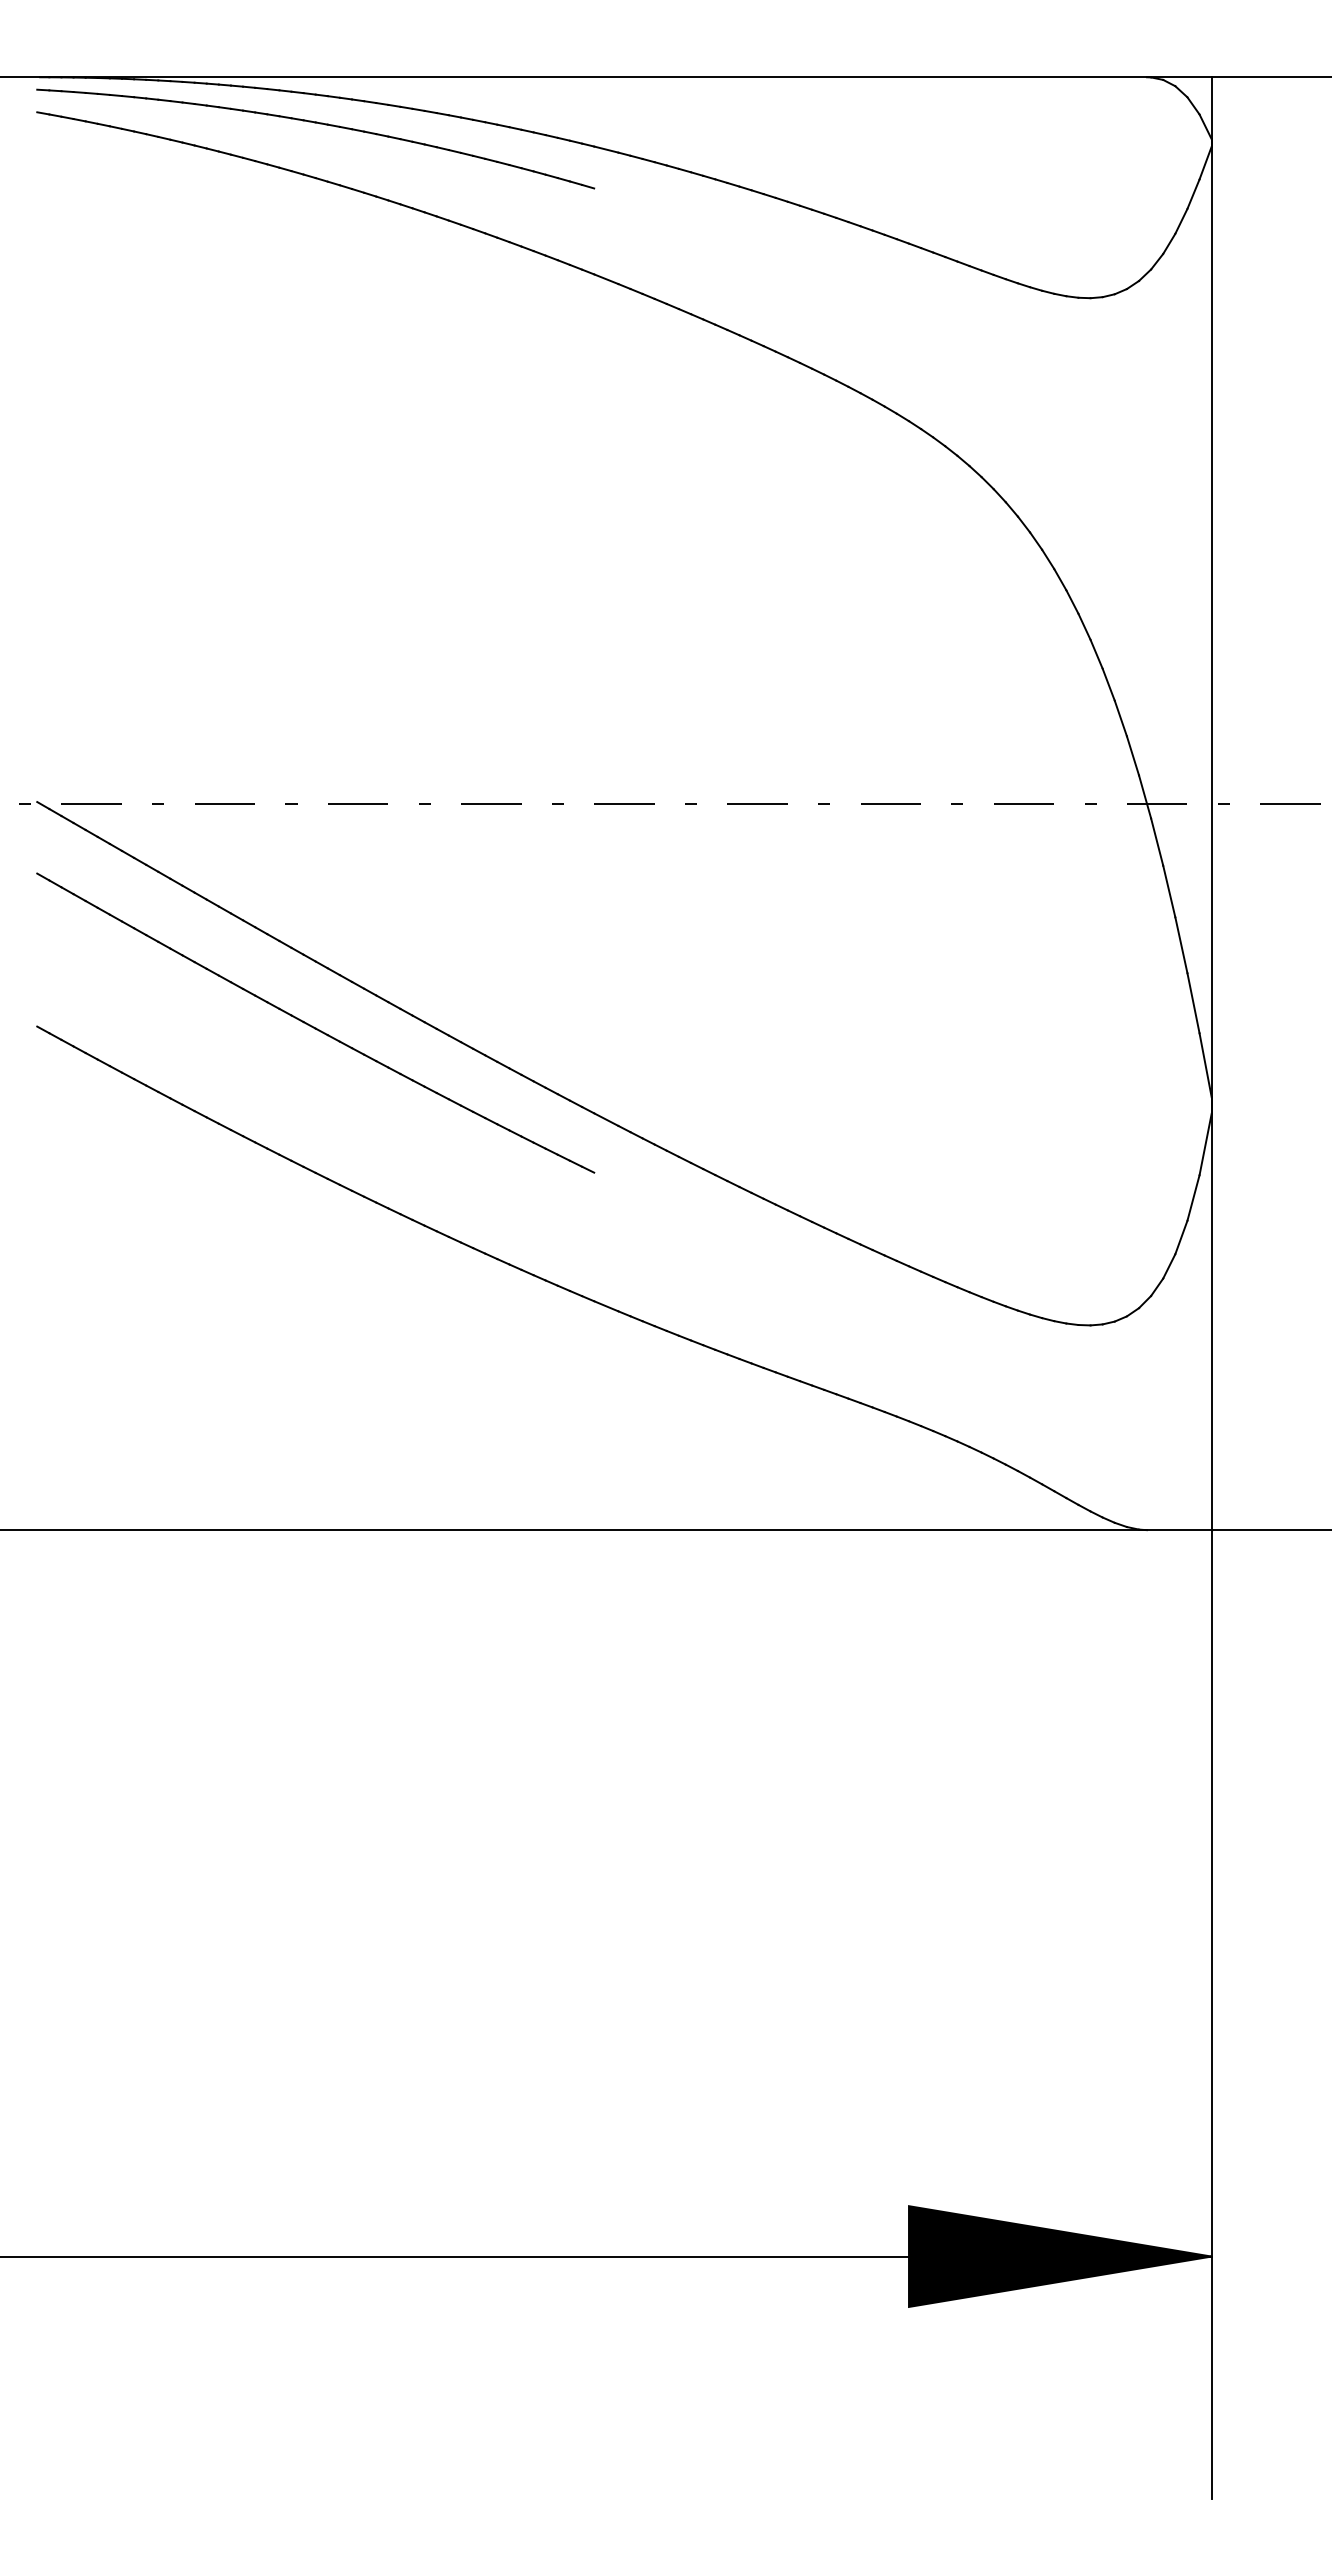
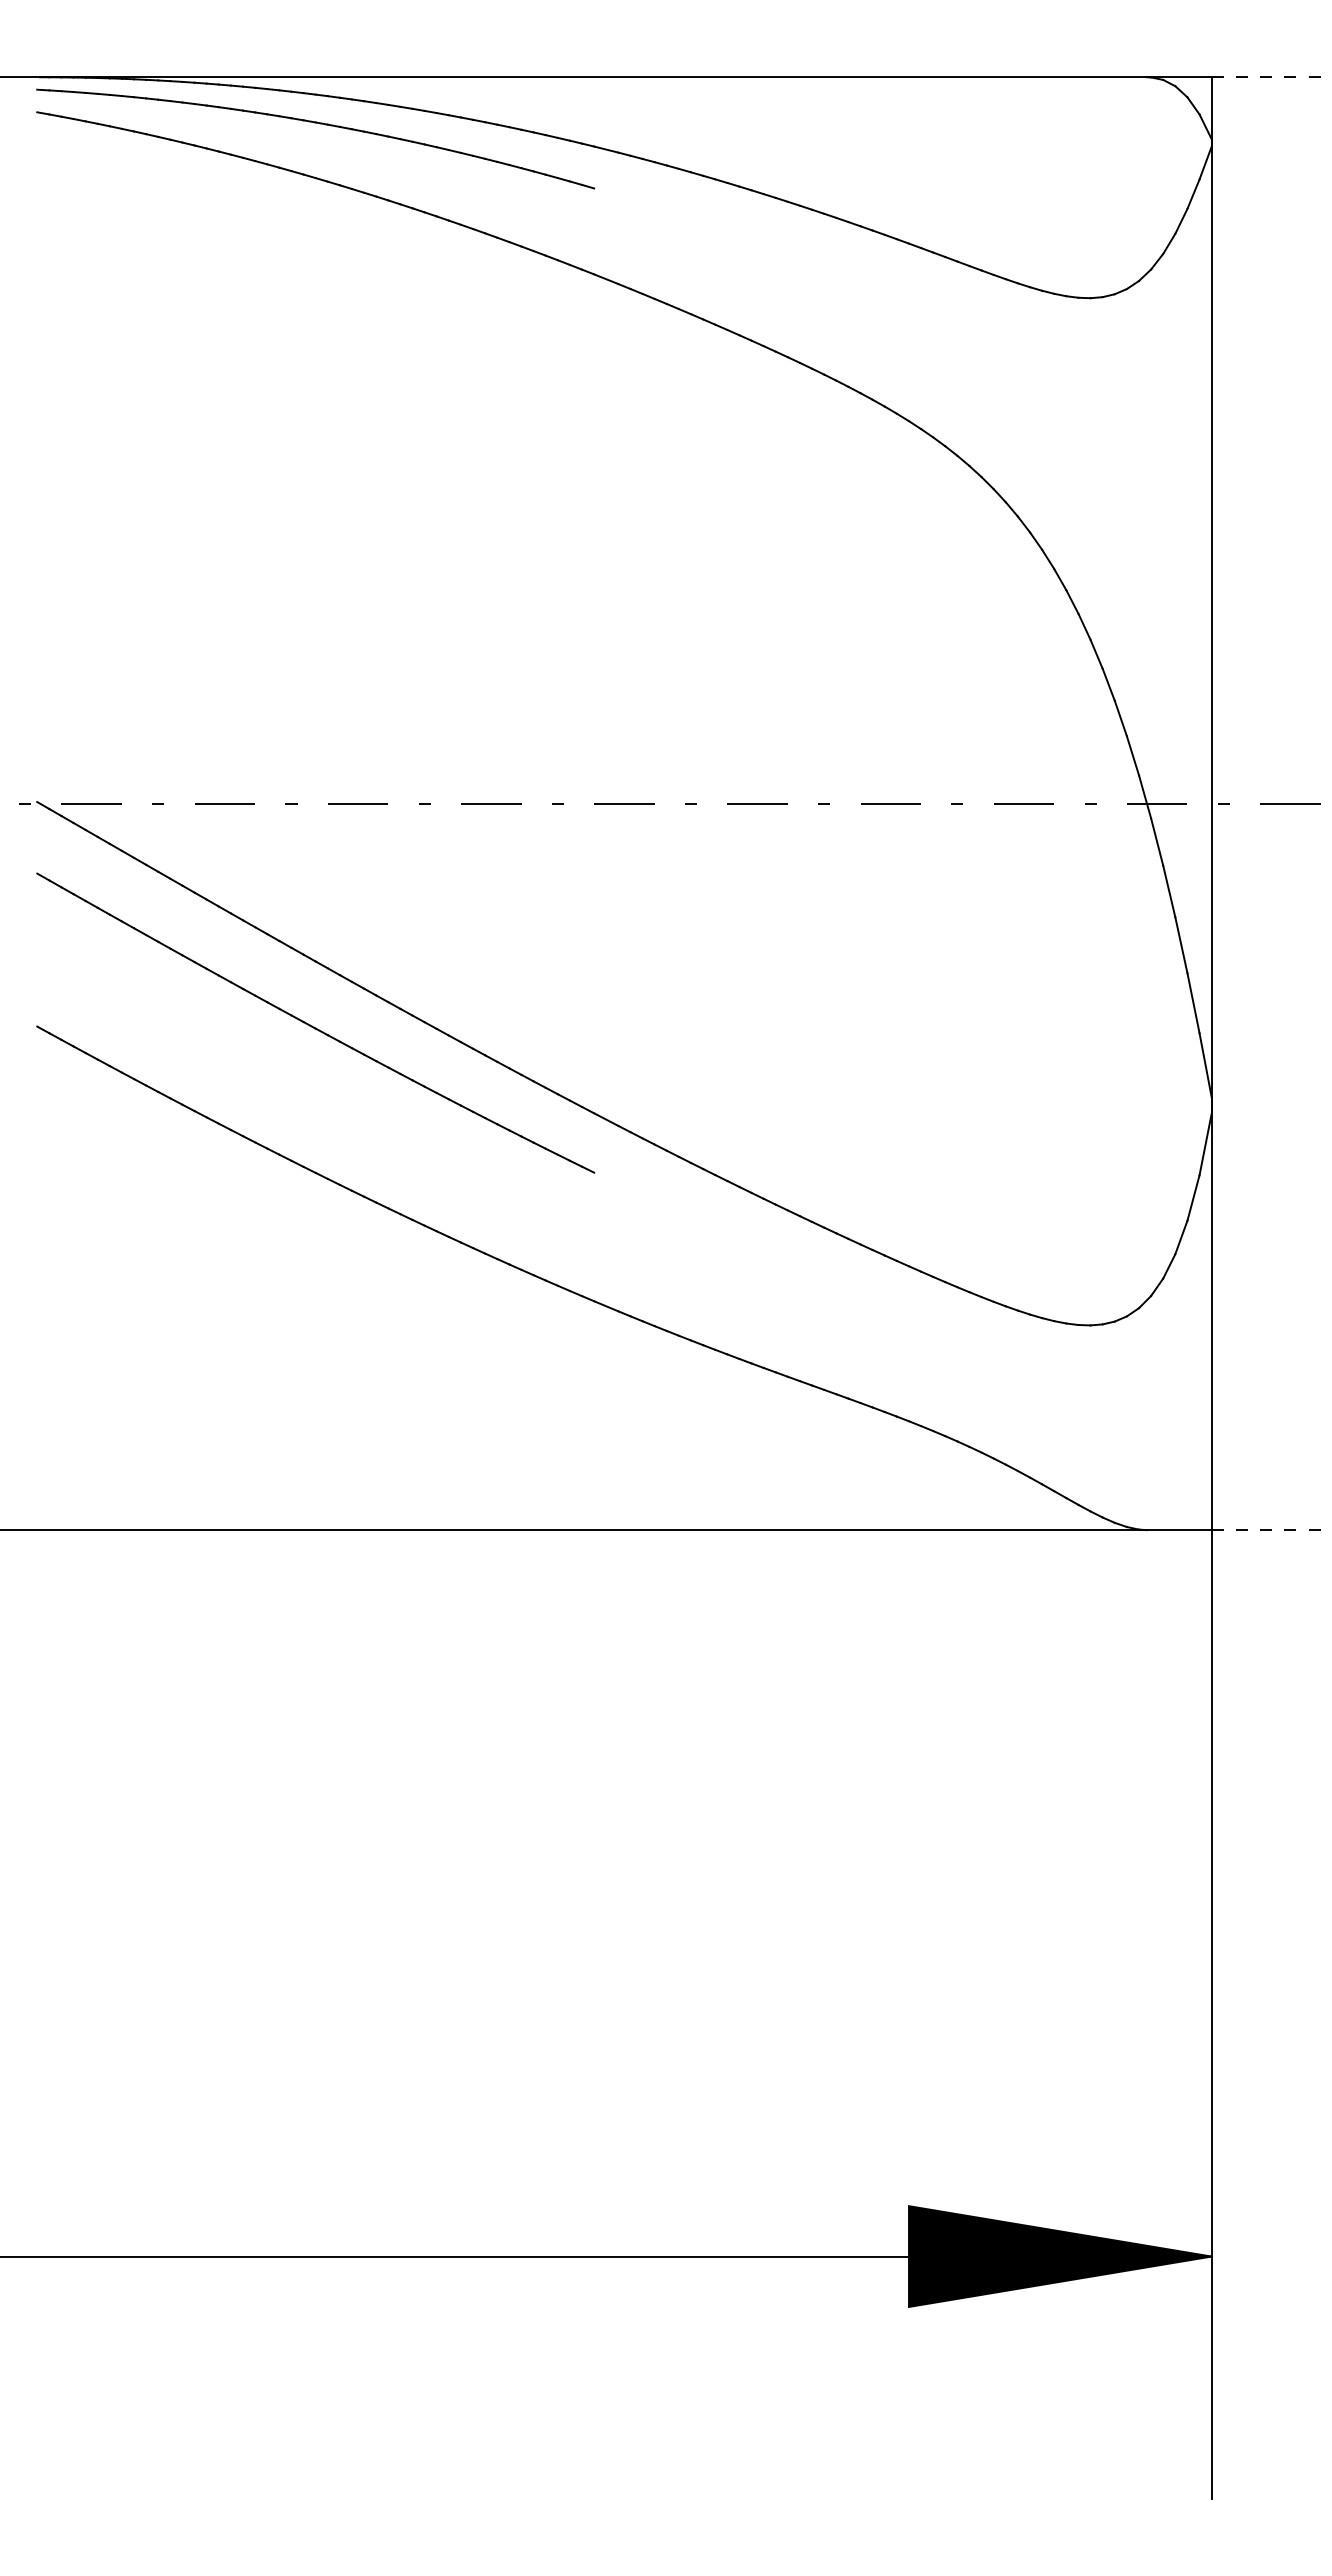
line: solid -> dashed (1272, 77)
line: solid -> dashed (1272, 1530)
